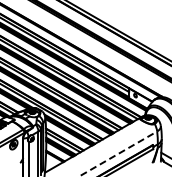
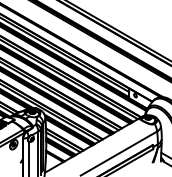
line: dashed -> solid (119, 153)
